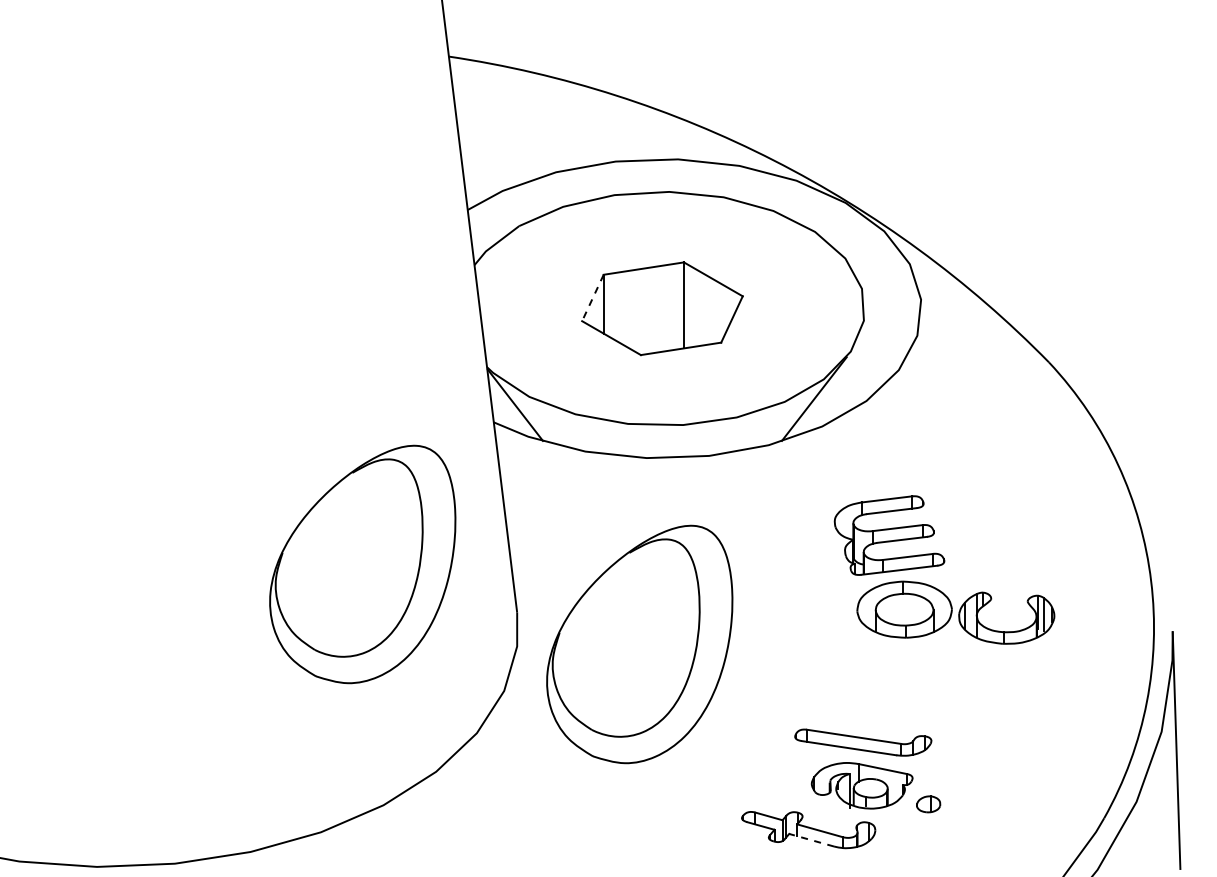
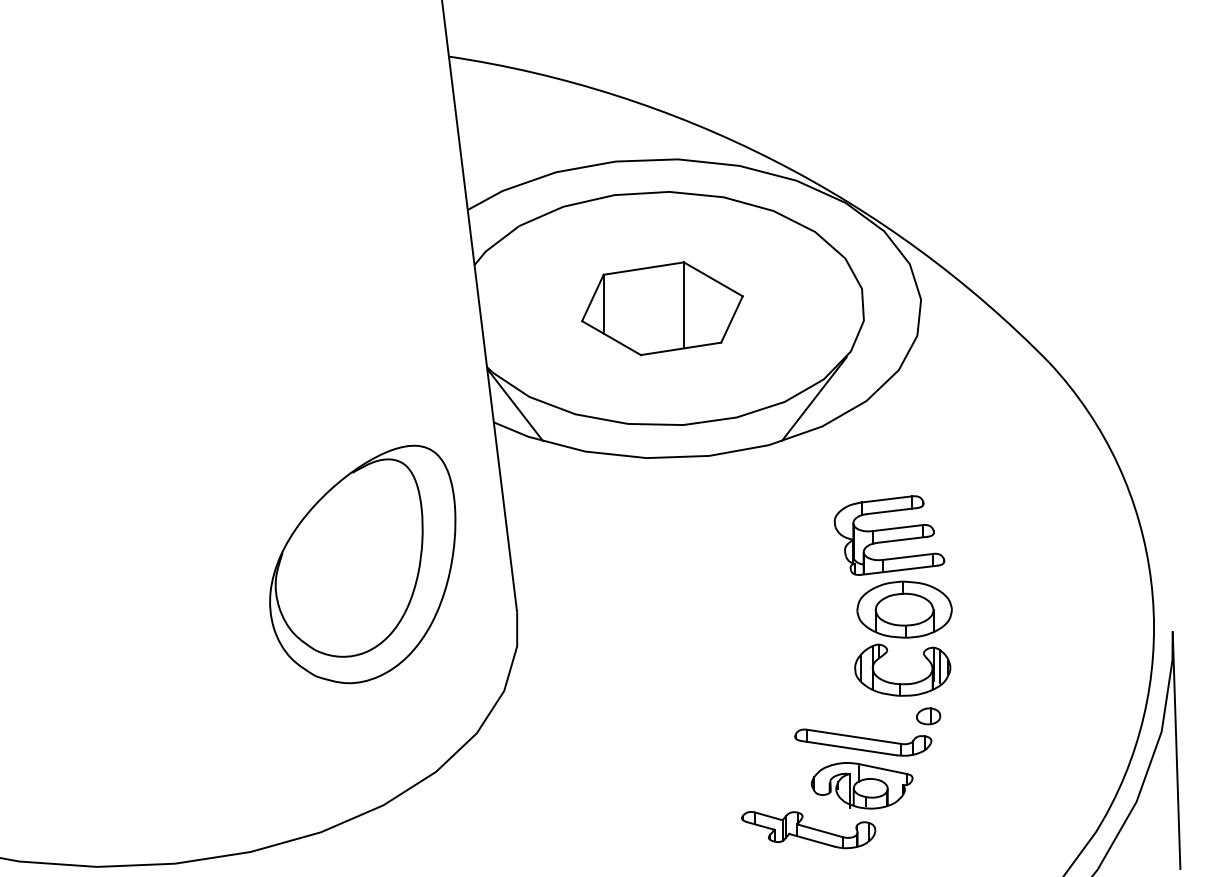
line: dashed -> solid (592, 297)
part position: (1006, 631) -> (902, 683) (902, 683)
part: present -> none (639, 644)
part position: (928, 804) -> (928, 716) (928, 716)
line: dashed -> solid (811, 840)
